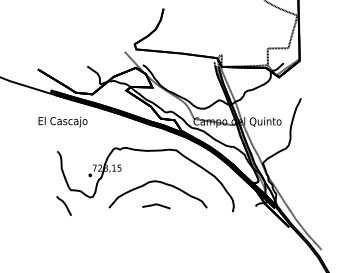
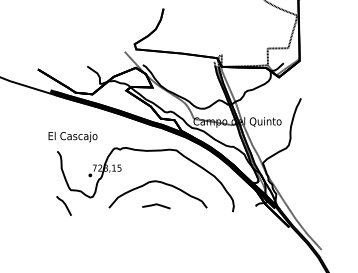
text position: (62, 121) -> (72, 136) (72, 136)
